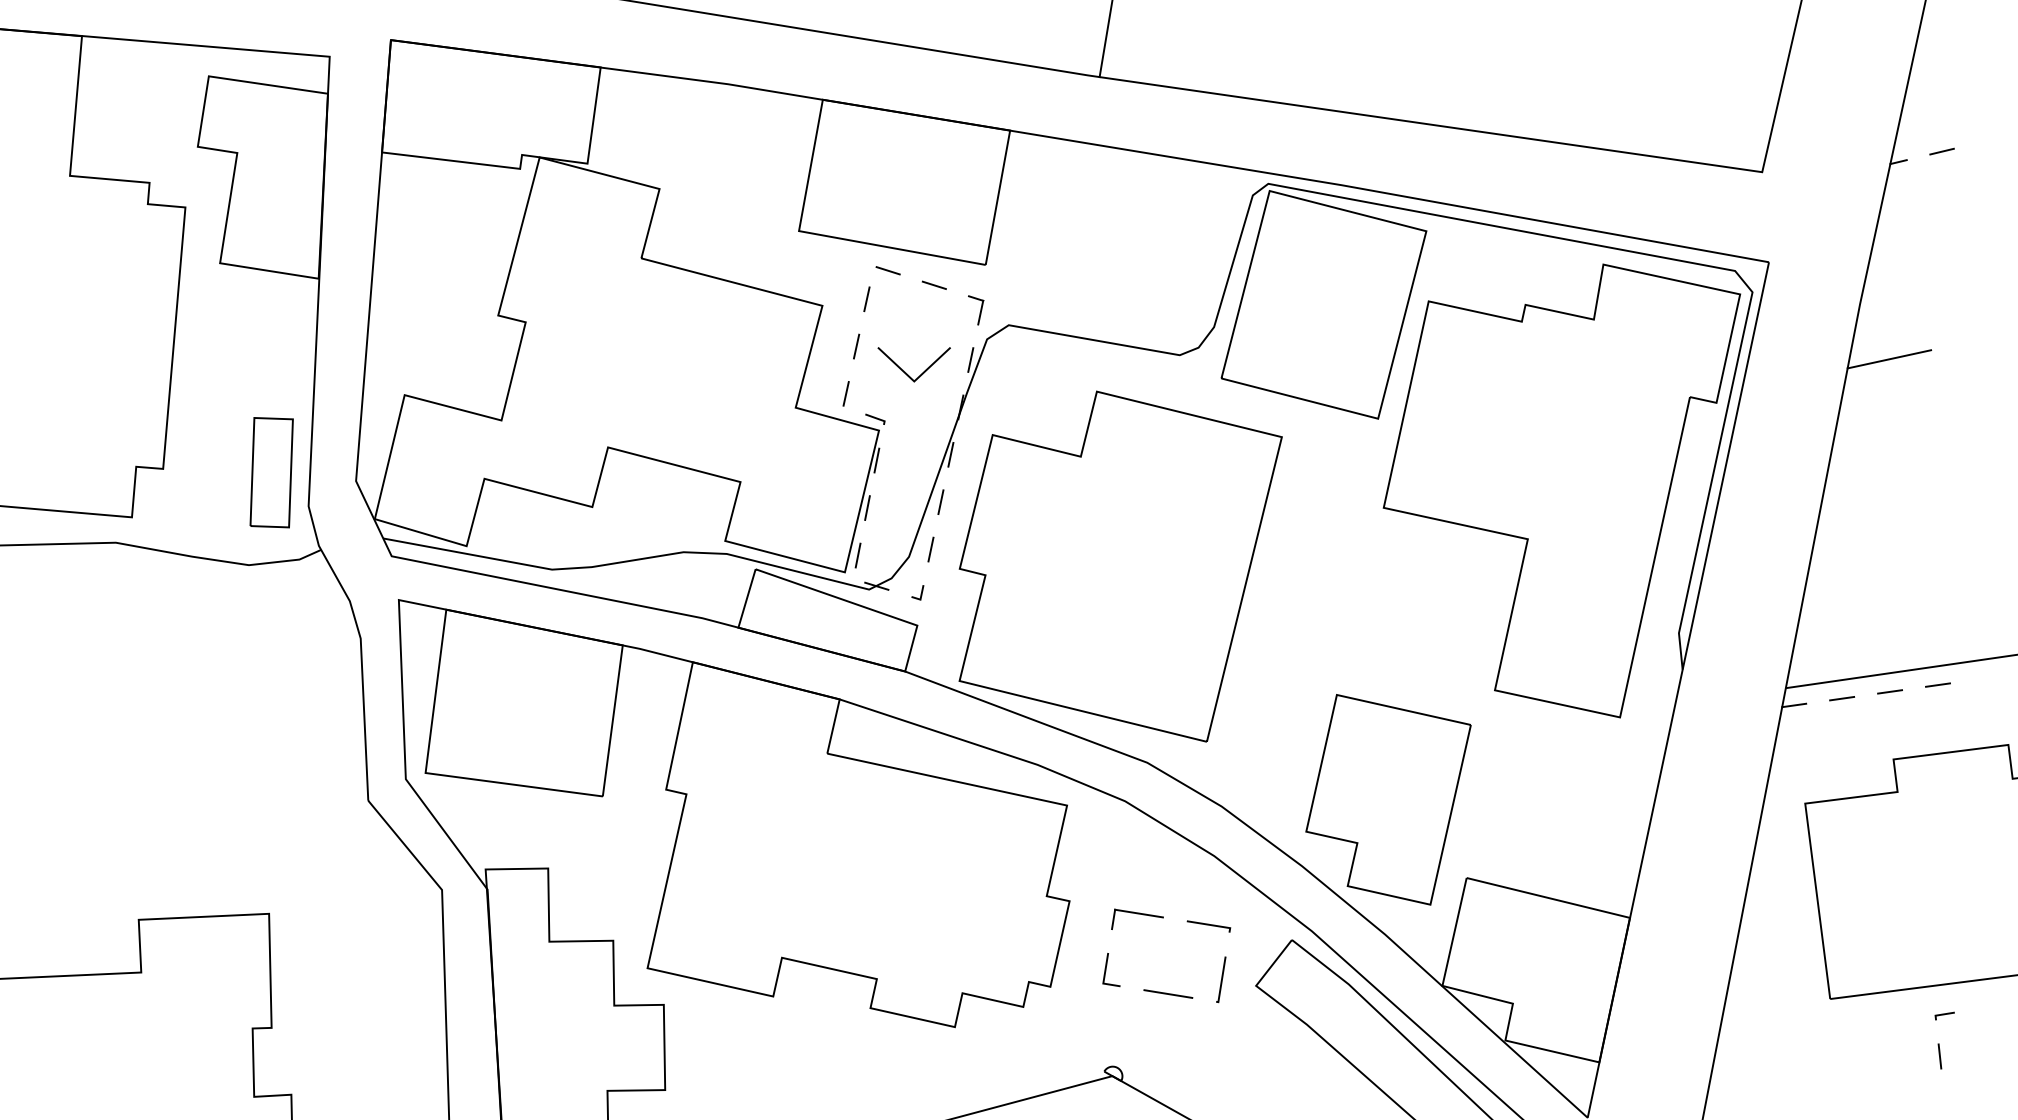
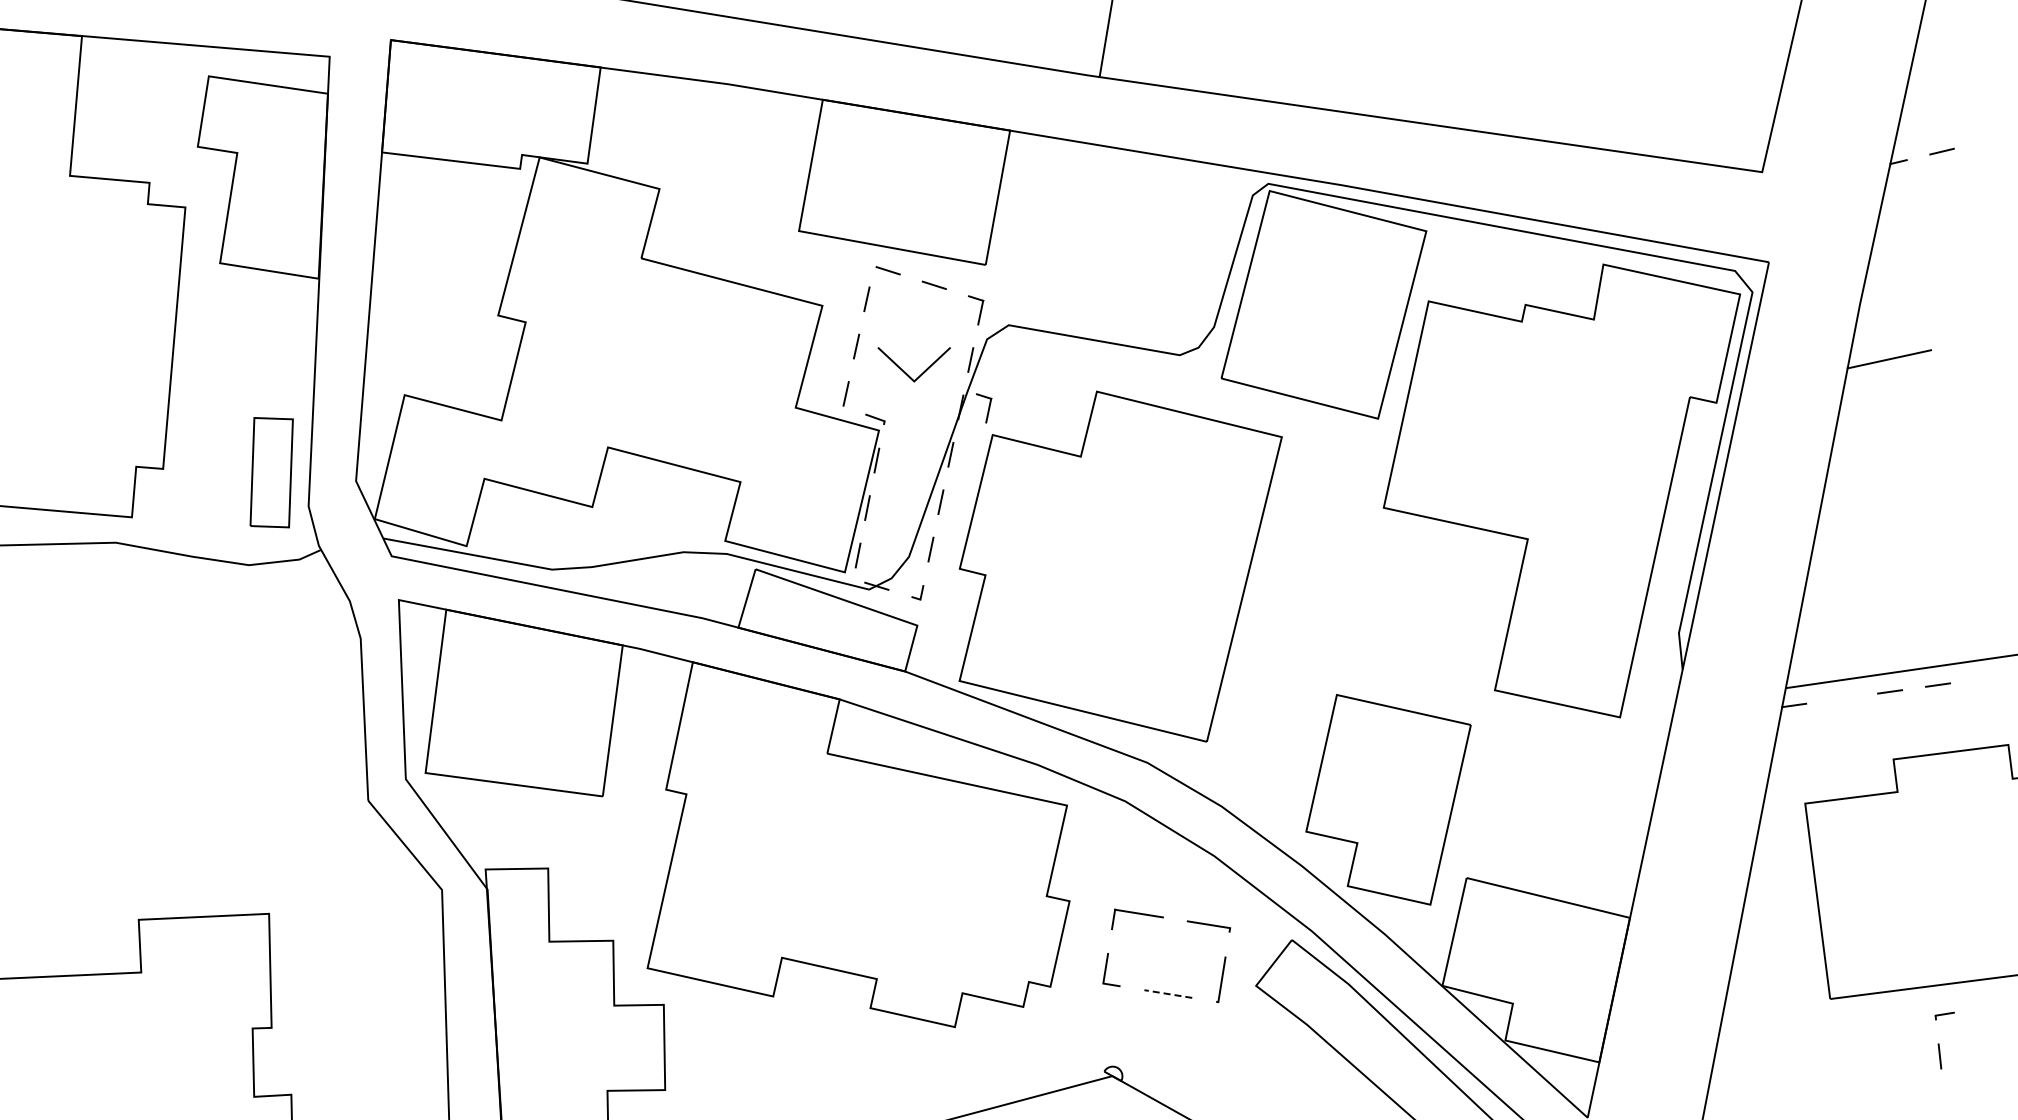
part: none -> present (984, 408)
line: present -> none (1842, 698)
line: solid -> dashed (1167, 993)
